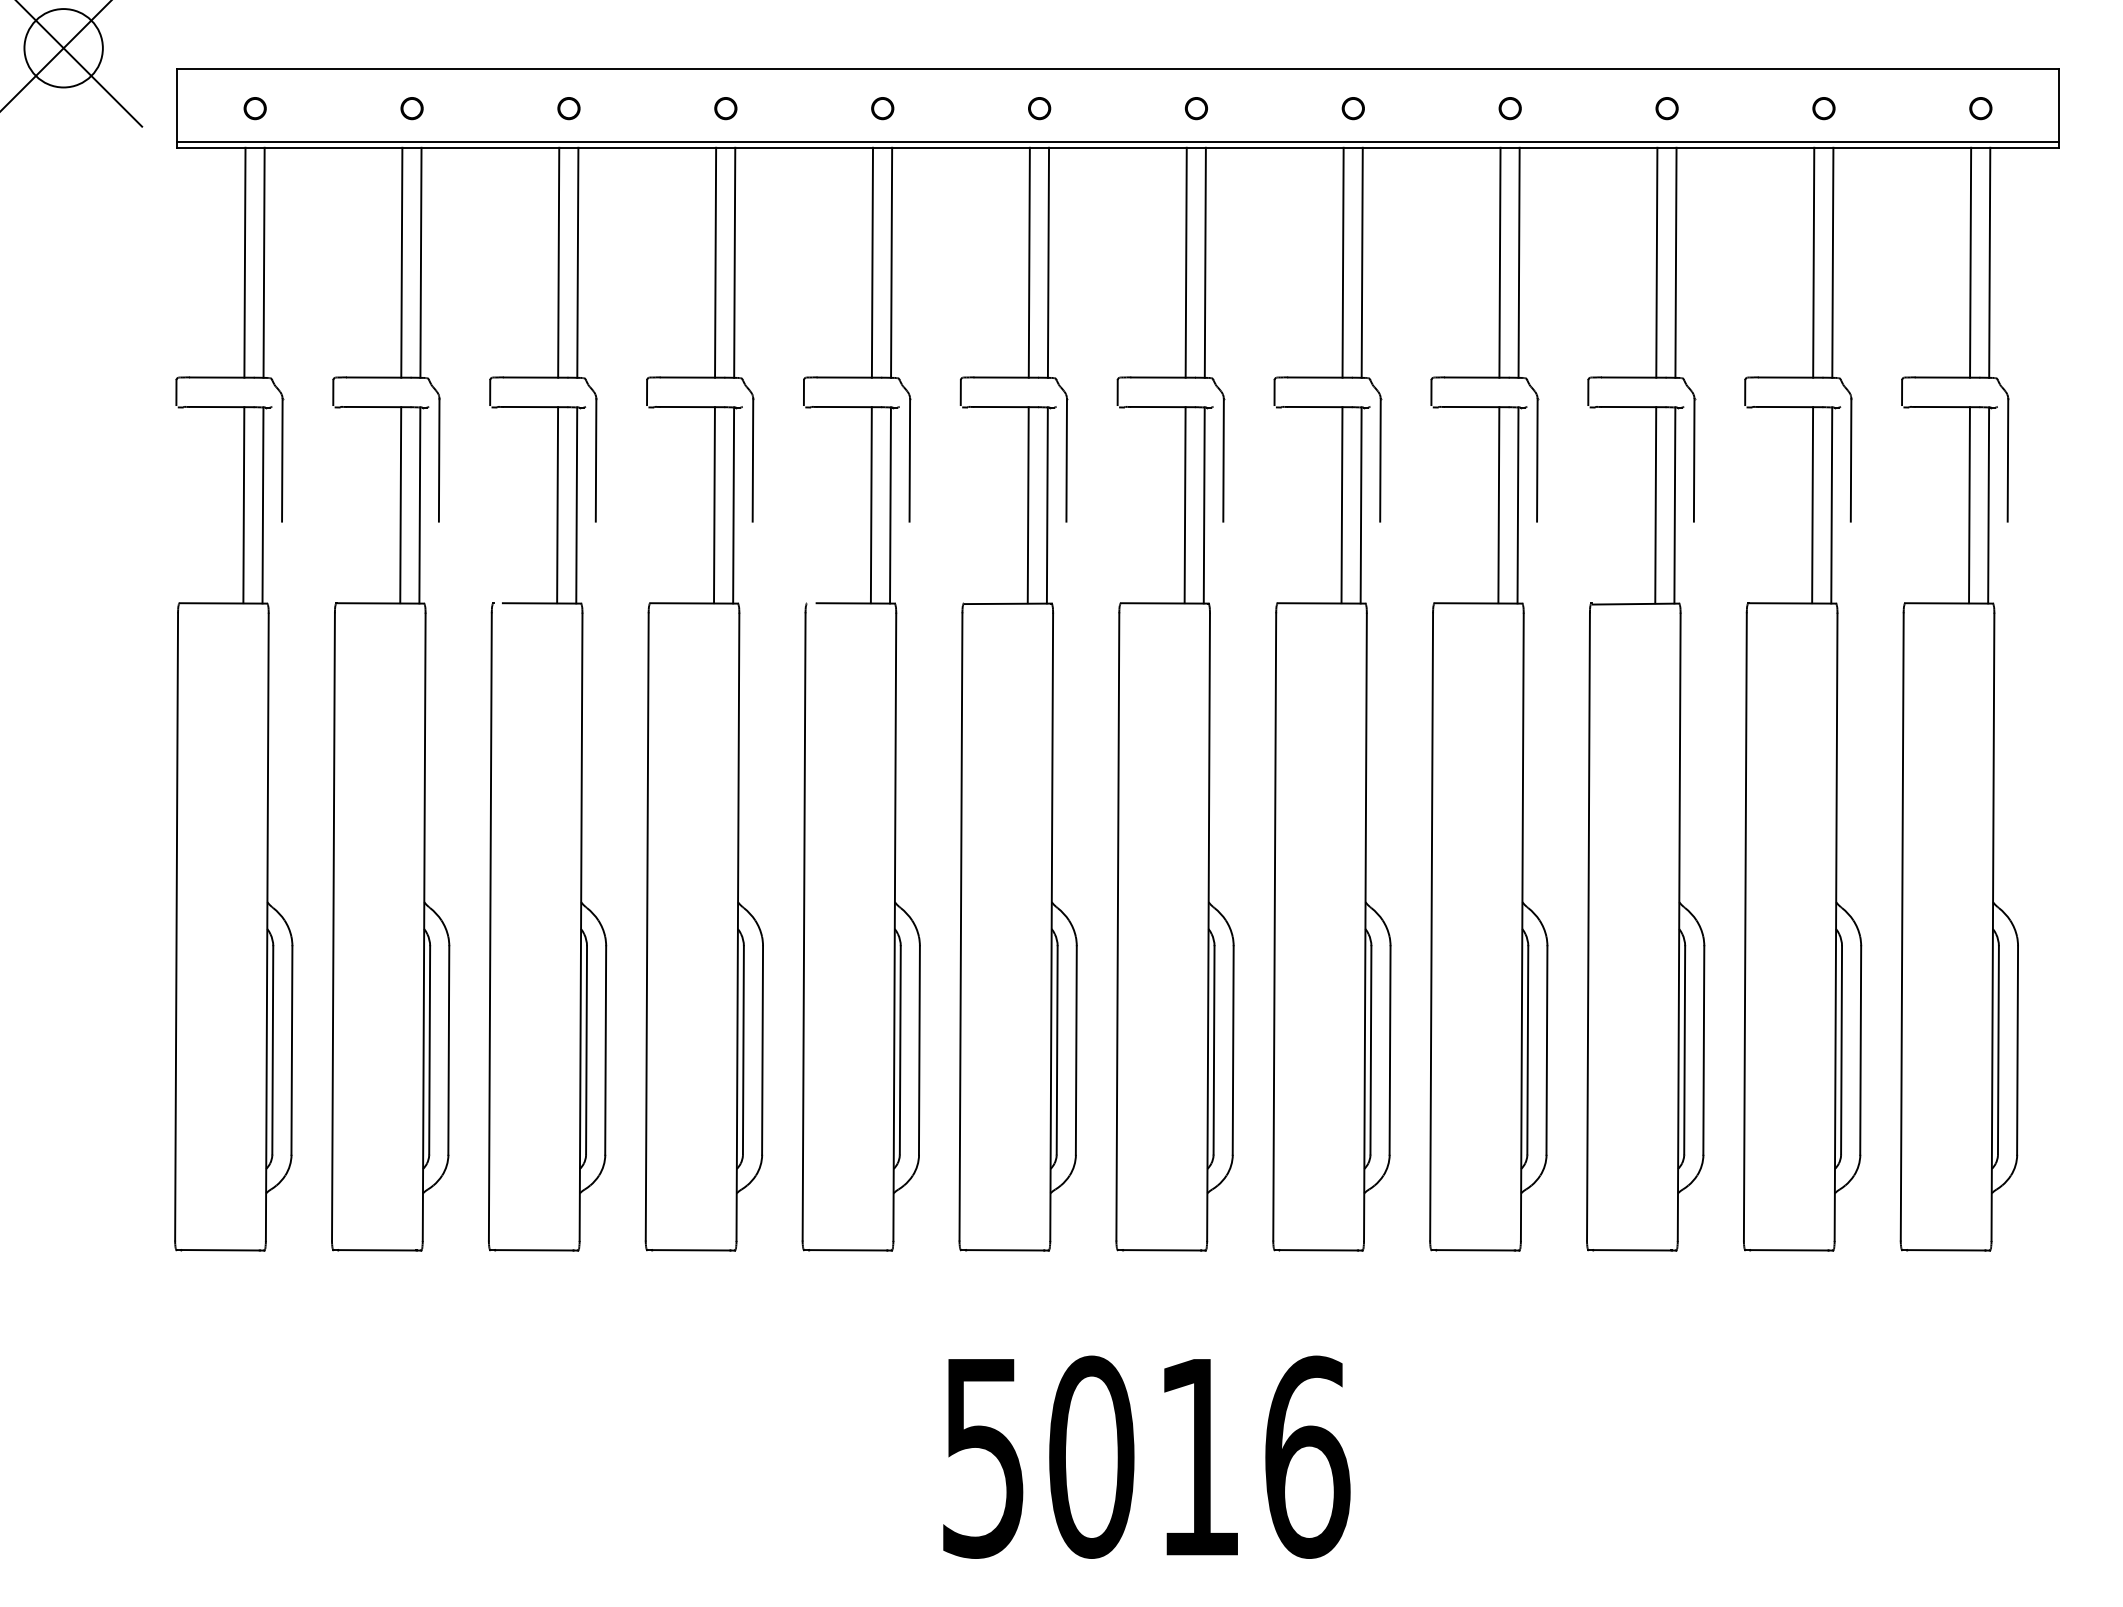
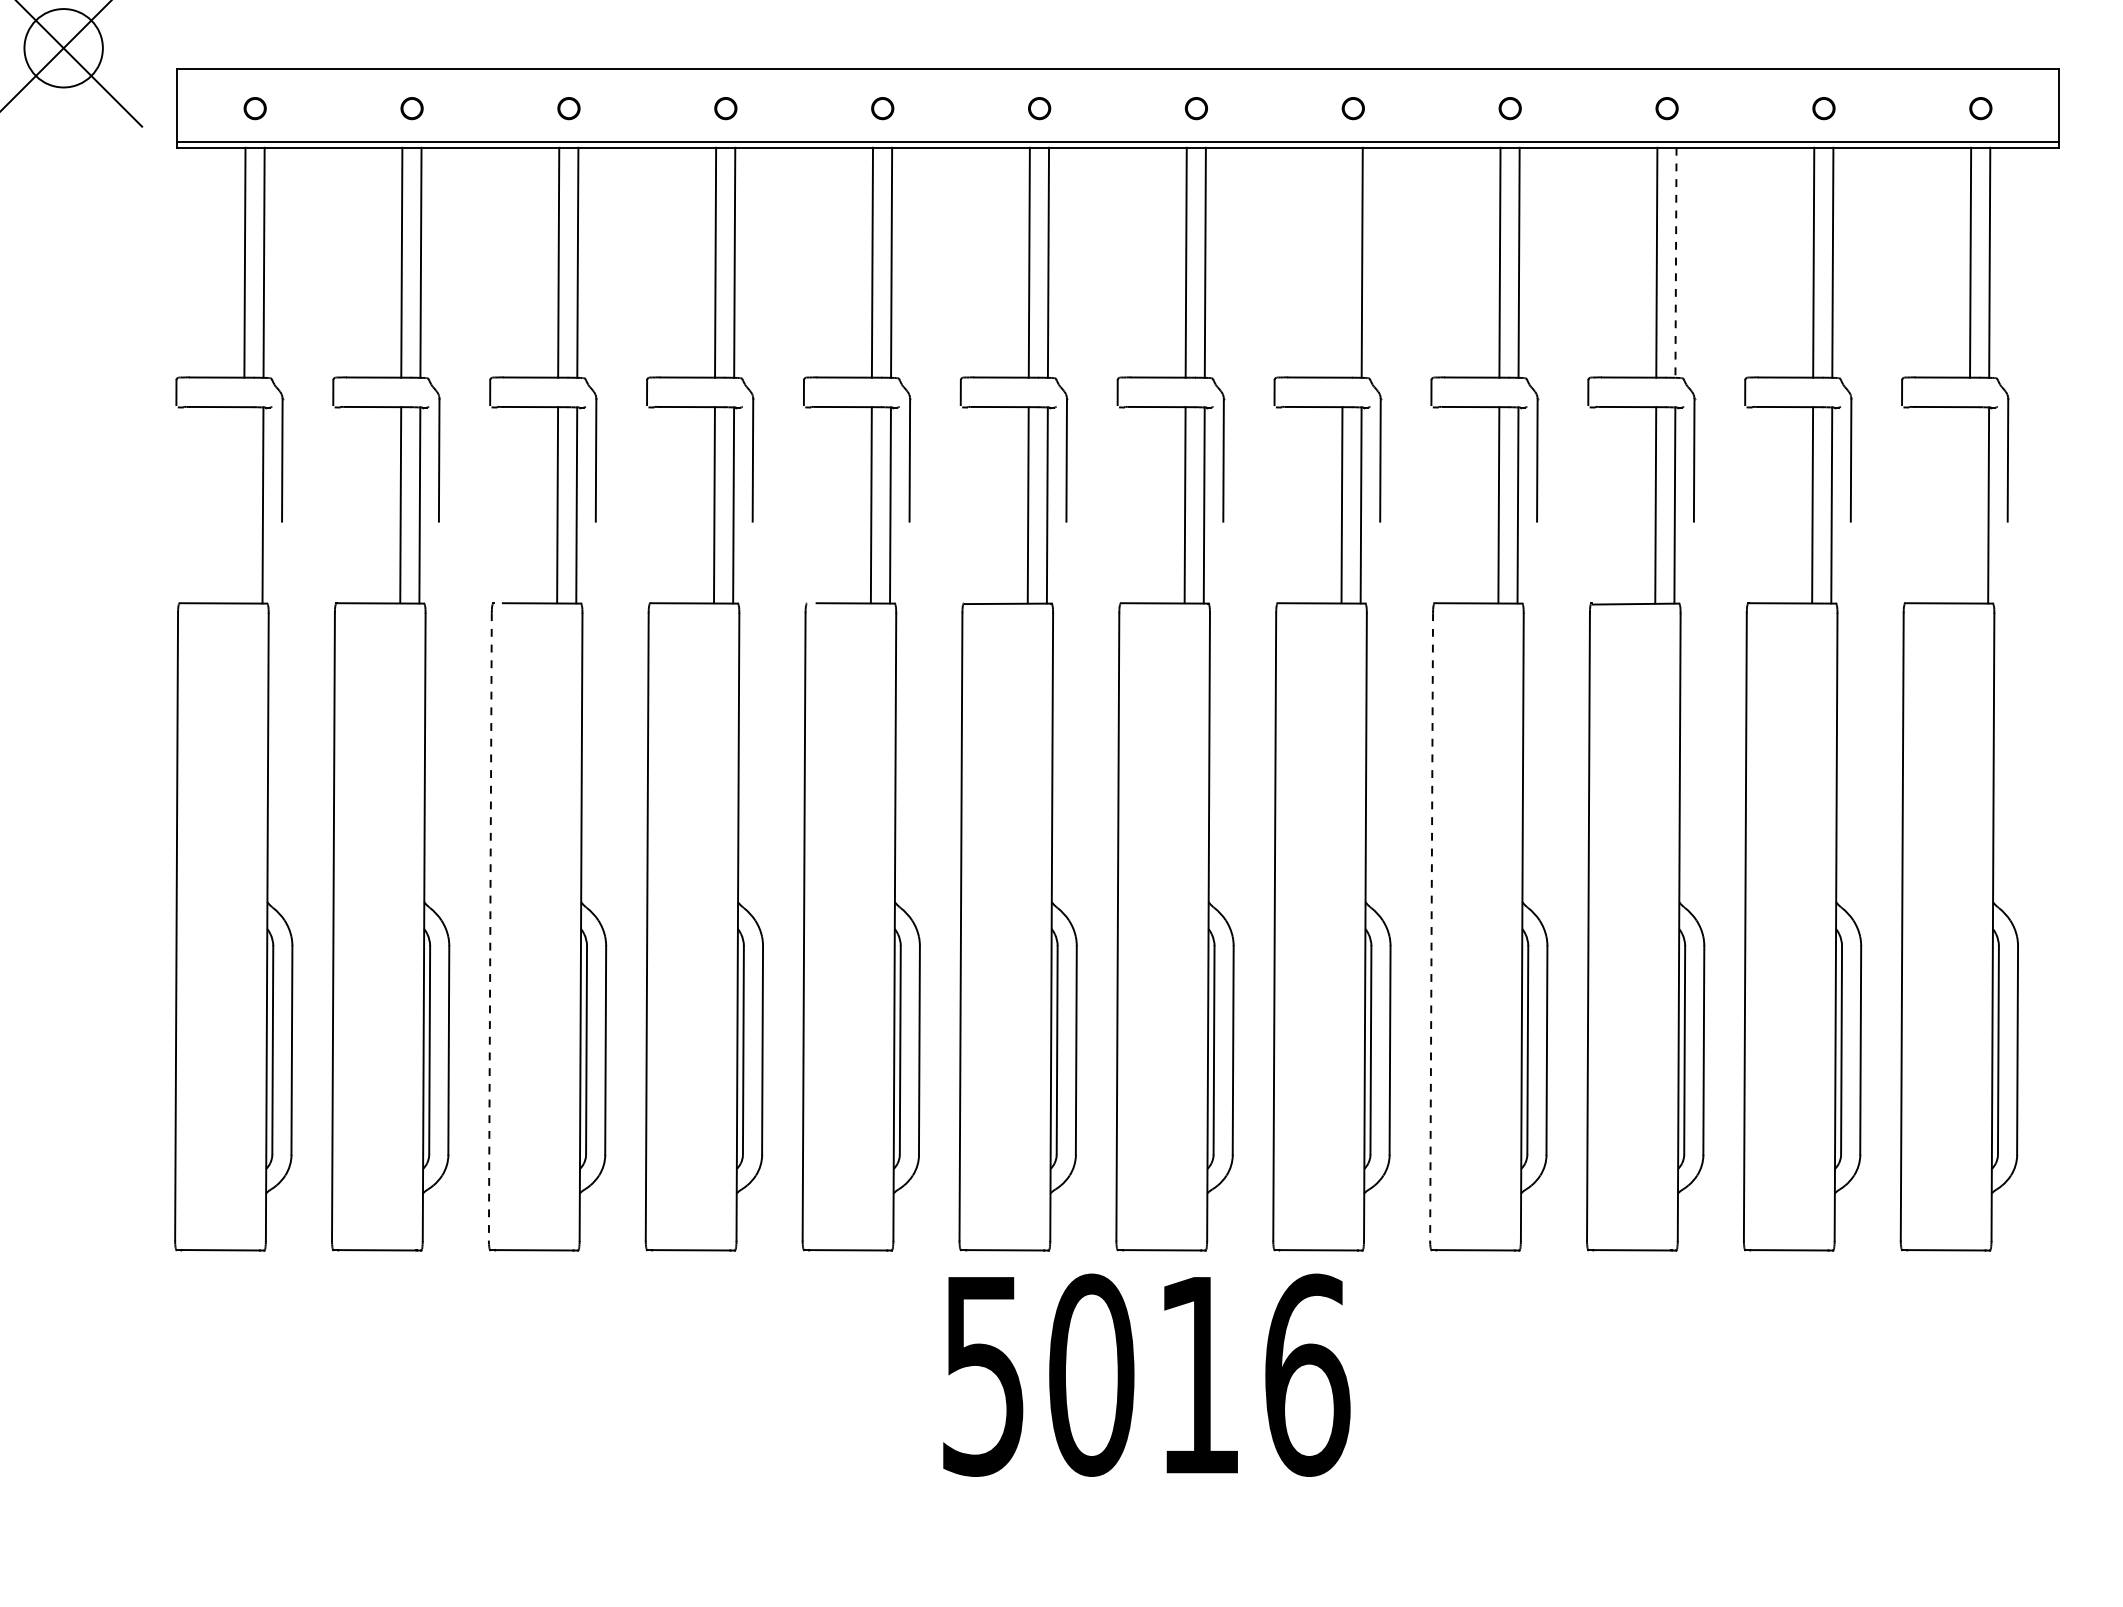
line: present -> none (1342, 262)
line: solid -> dashed (1675, 263)
line: present -> none (243, 505)
line: present -> none (1969, 505)
line: solid -> dashed (490, 926)
line: solid -> dashed (1431, 926)
text position: (1146, 1456) -> (1146, 1374) (1146, 1374)
